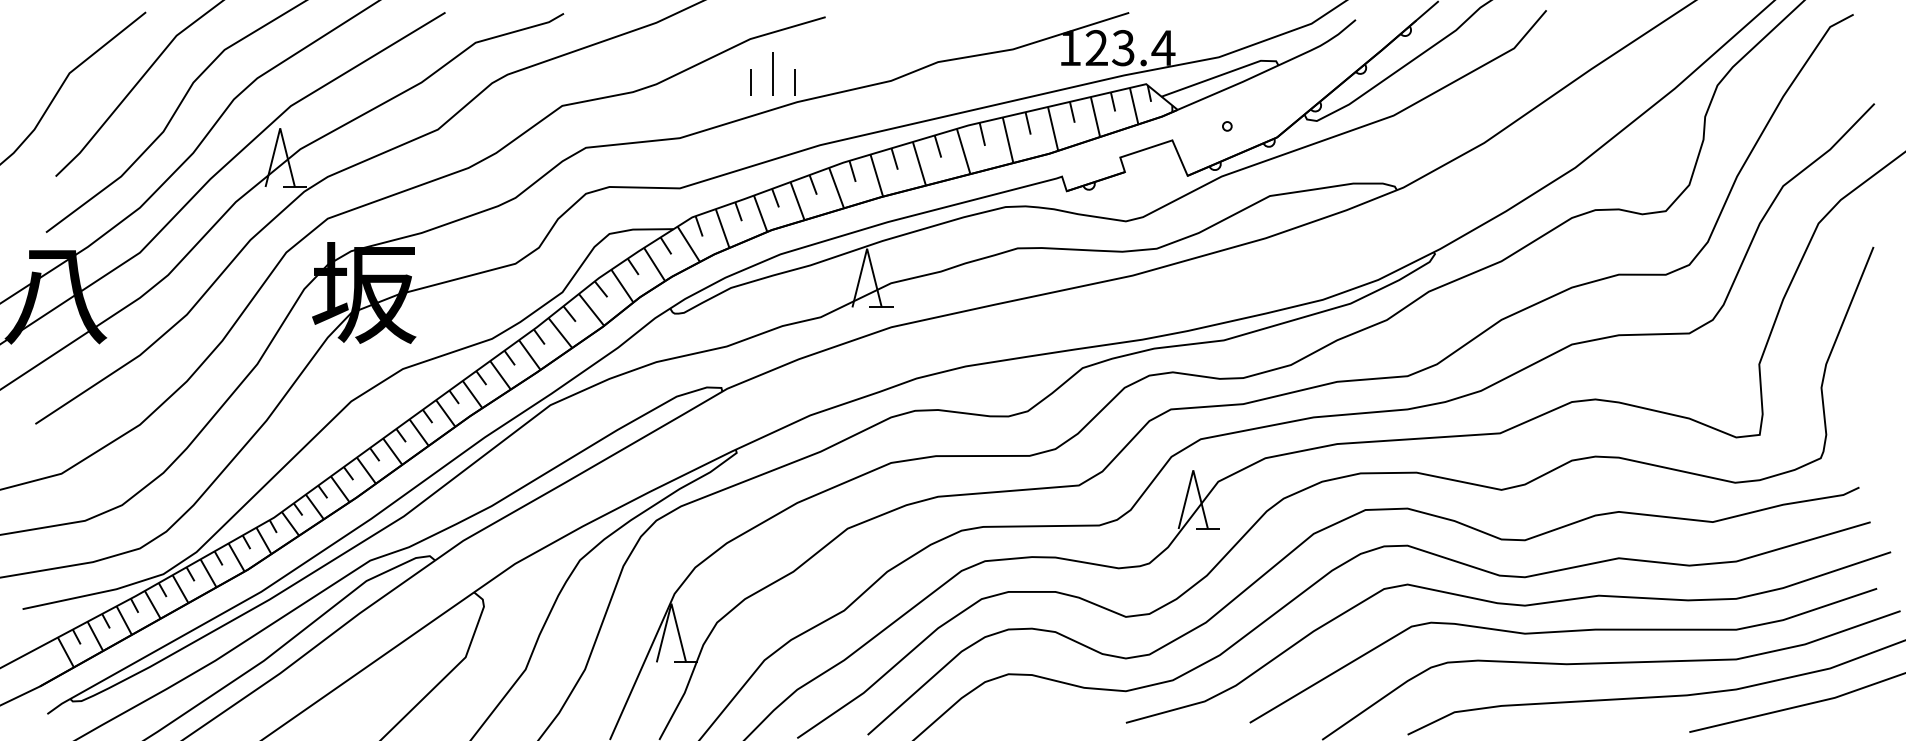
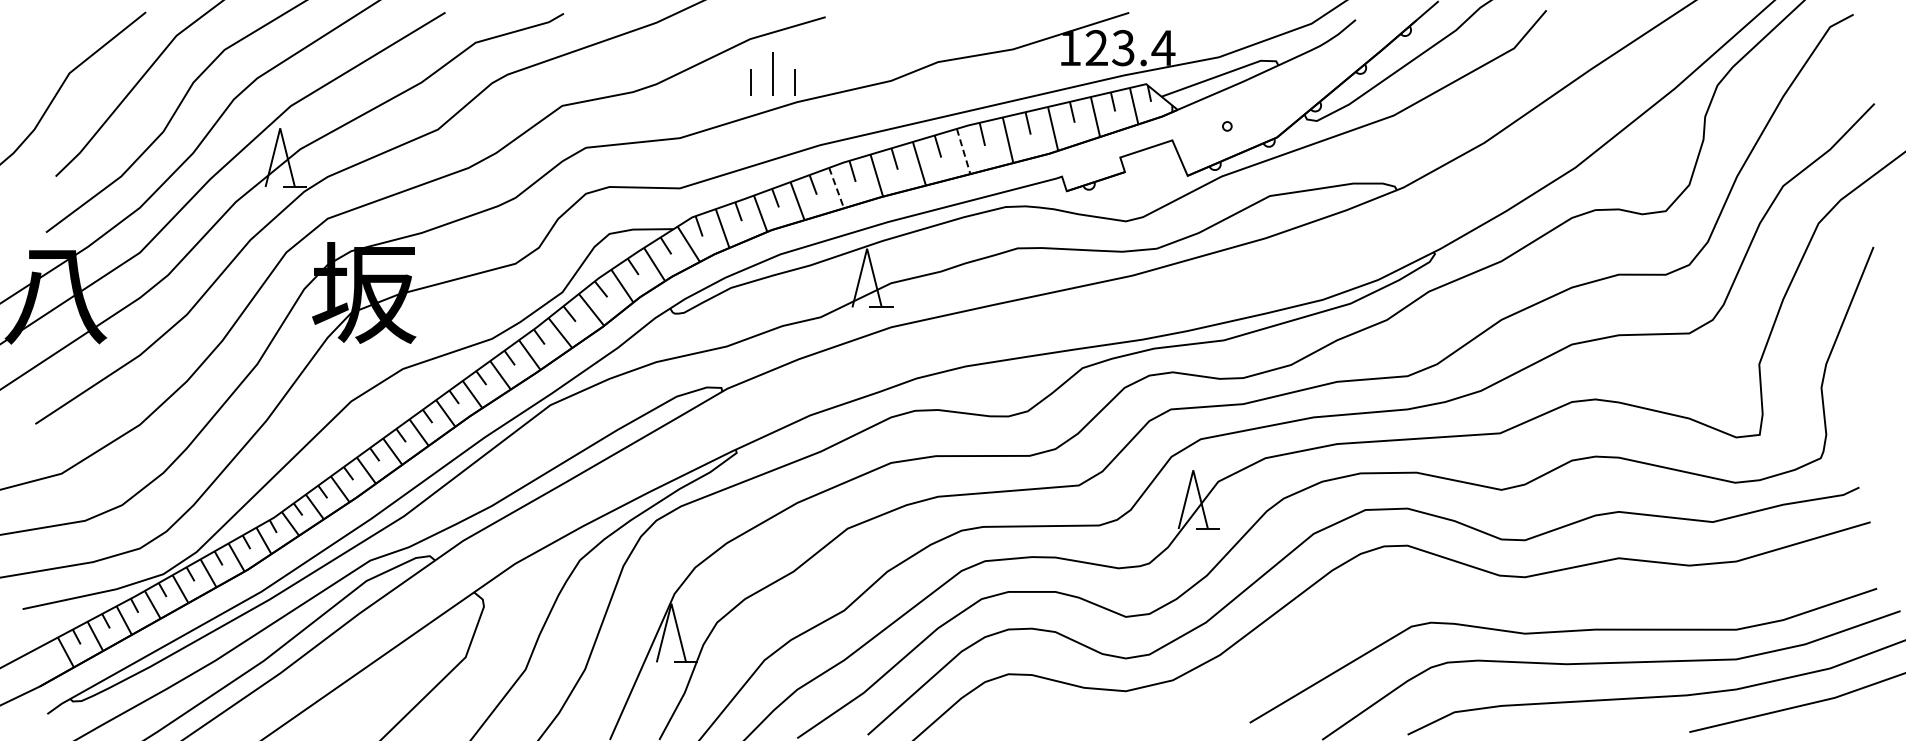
line: solid -> dashed (963, 151)
line: solid -> dashed (836, 188)
curve: present -> none (1508, 605)
